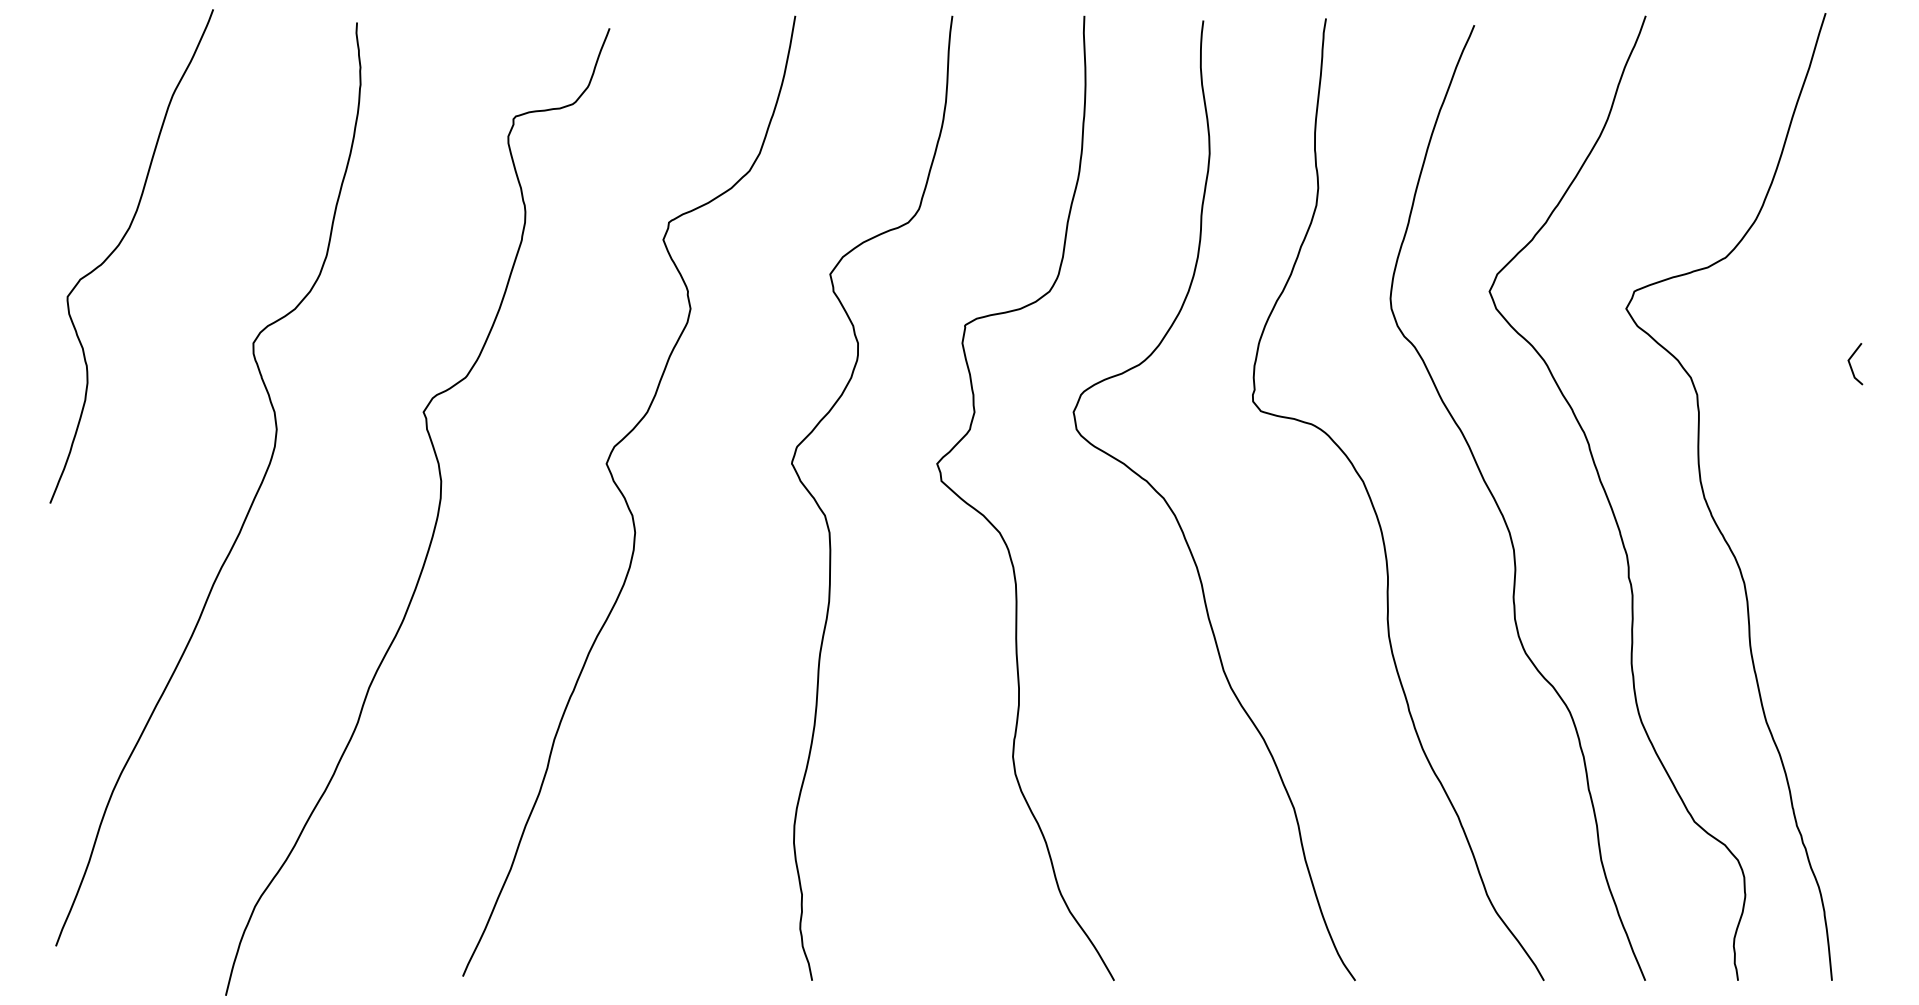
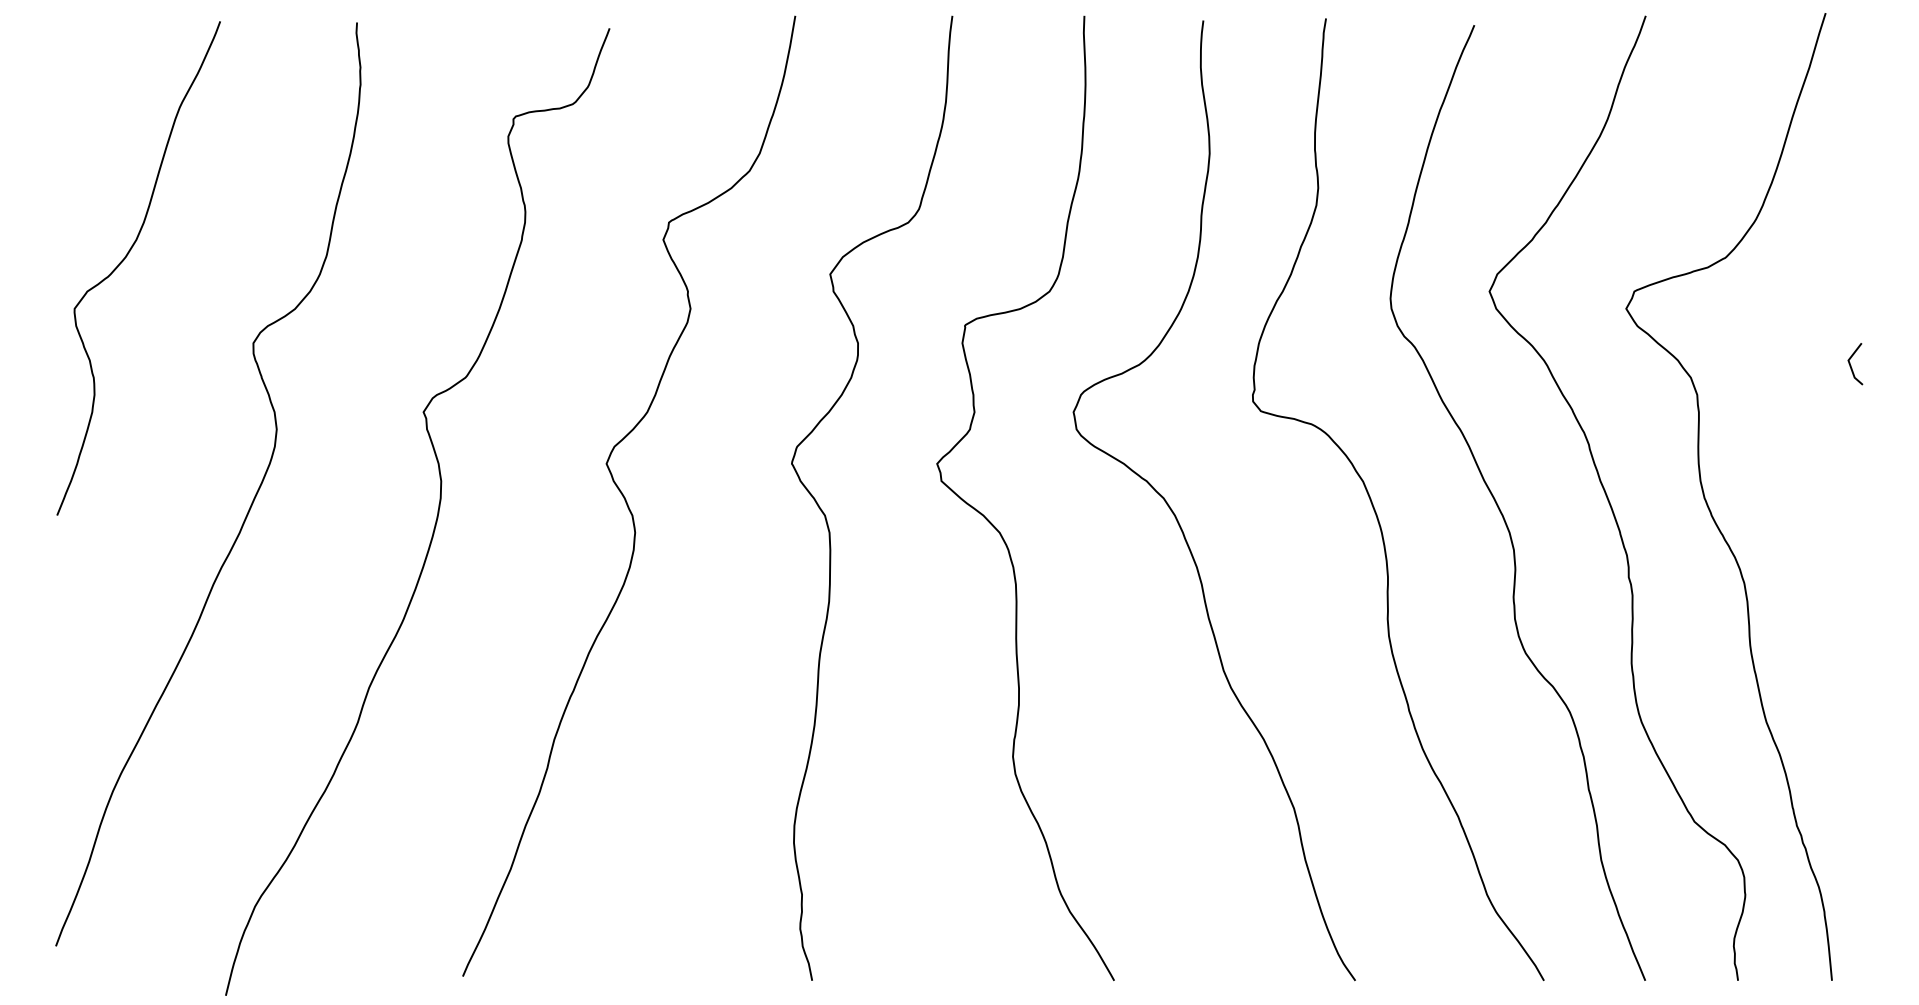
curve position: (117, 248) -> (124, 260) (124, 260)
